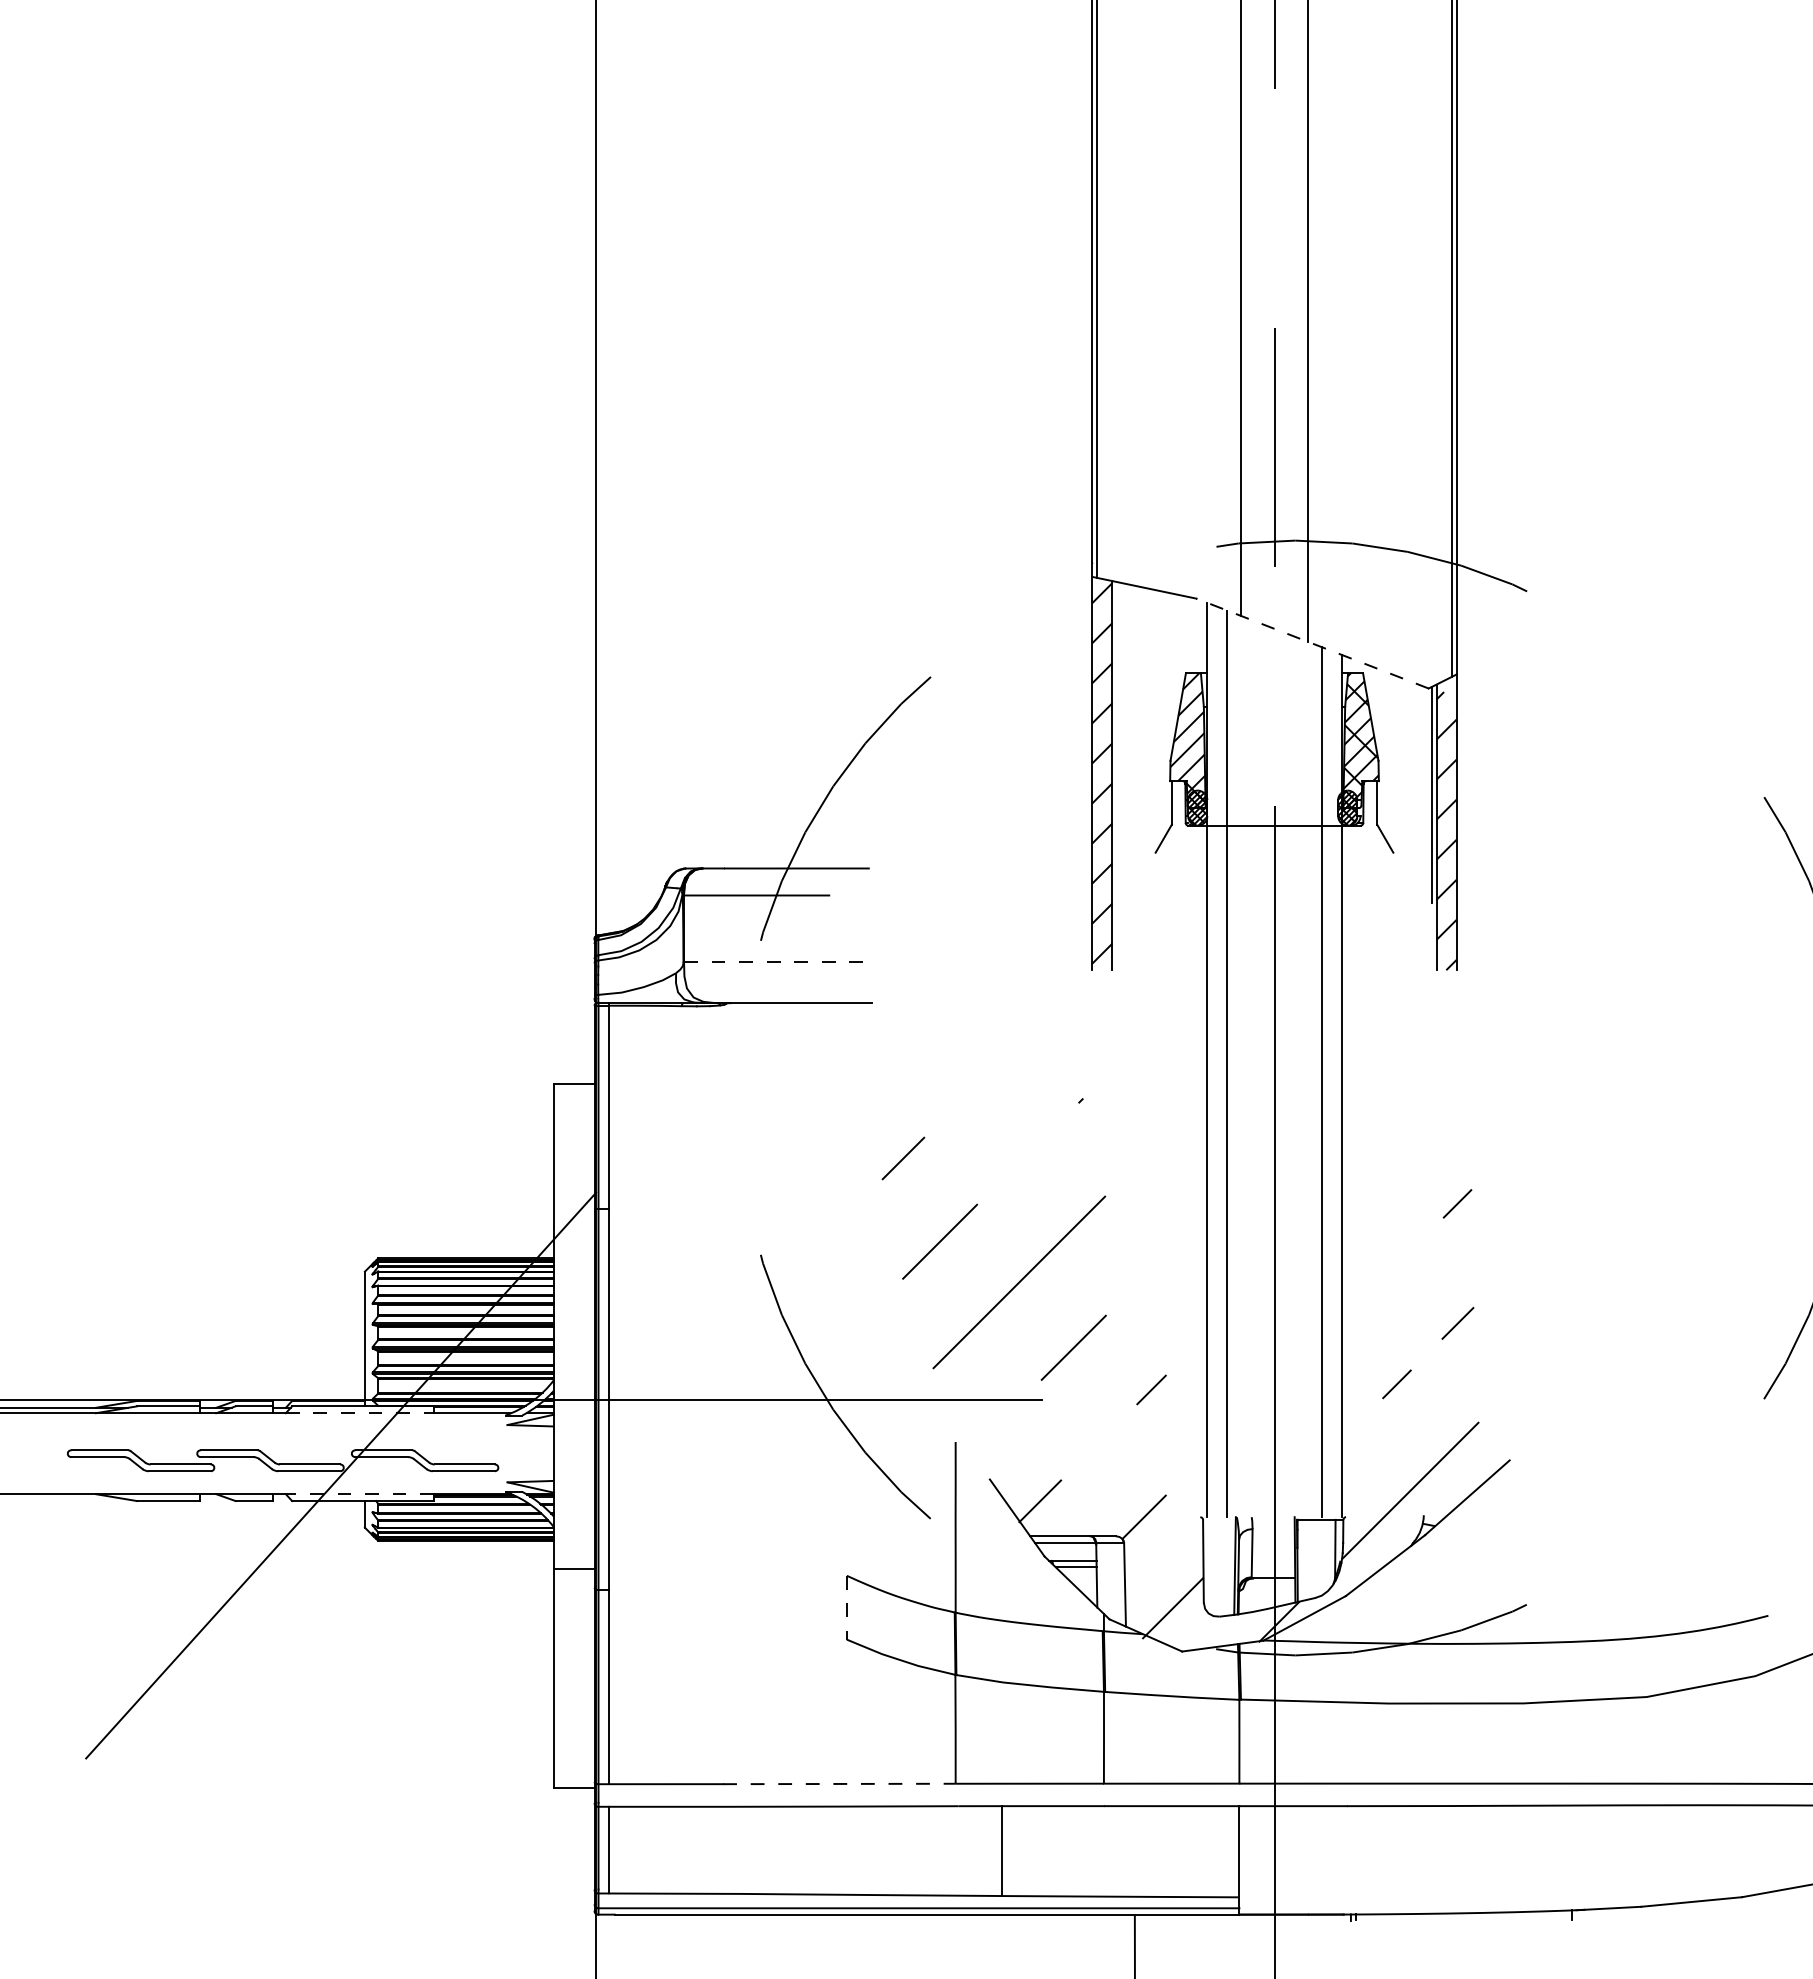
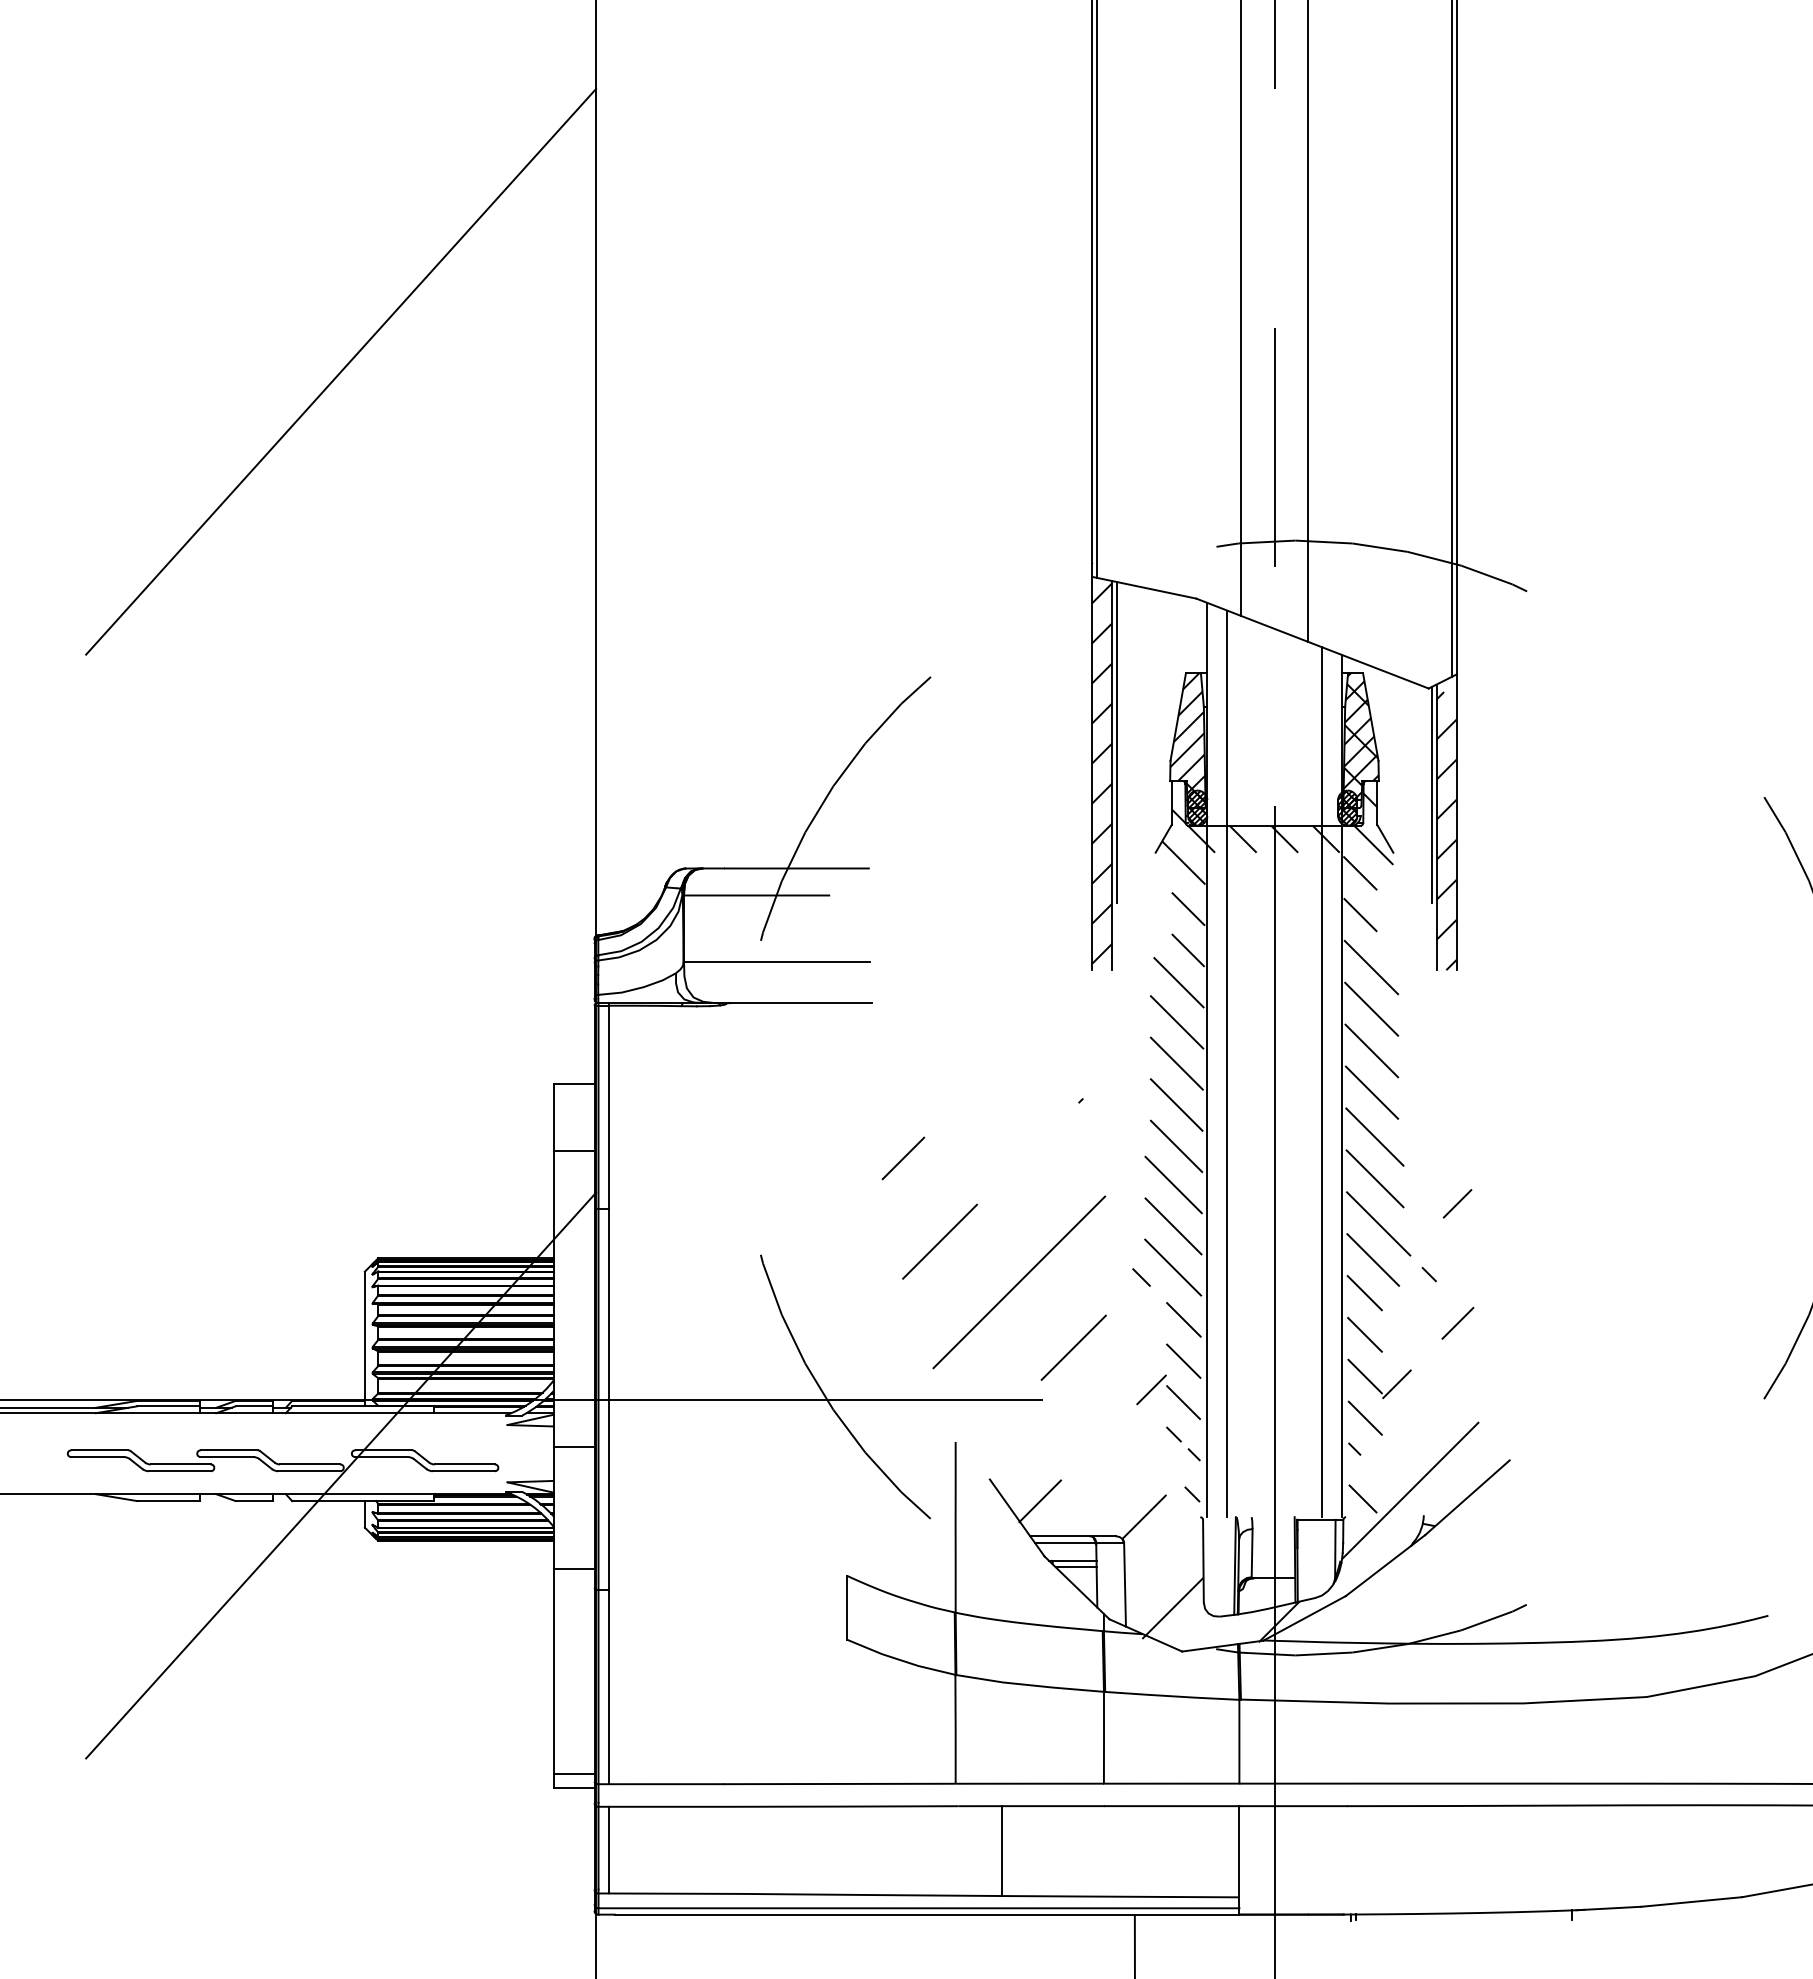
line: none -> present (341, 371)
line: dashed -> solid (1312, 643)
line: none -> present (1117, 742)
line: dashed -> solid (777, 962)
line: none -> present (573, 1151)
hatch: none -> present (1284, 1153)
line: dashed -> solid (360, 1413)
line: none -> present (573, 1447)
line: dashed -> solid (359, 1494)
line: dashed -> solid (846, 1607)
line: none -> present (573, 1774)
line: dashed -> solid (839, 1783)
